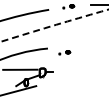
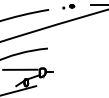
arc: dashed -> solid (54, 25)
part: present -> none (64, 52)
